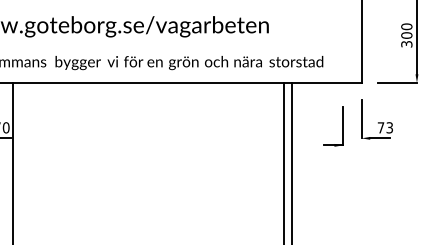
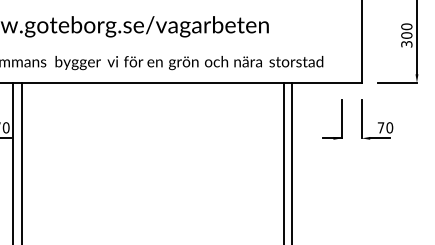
part position: (342, 126) -> (341, 119) (341, 119)
text: 73 -> 70 (389, 127)
line: none -> present (21, 161)
